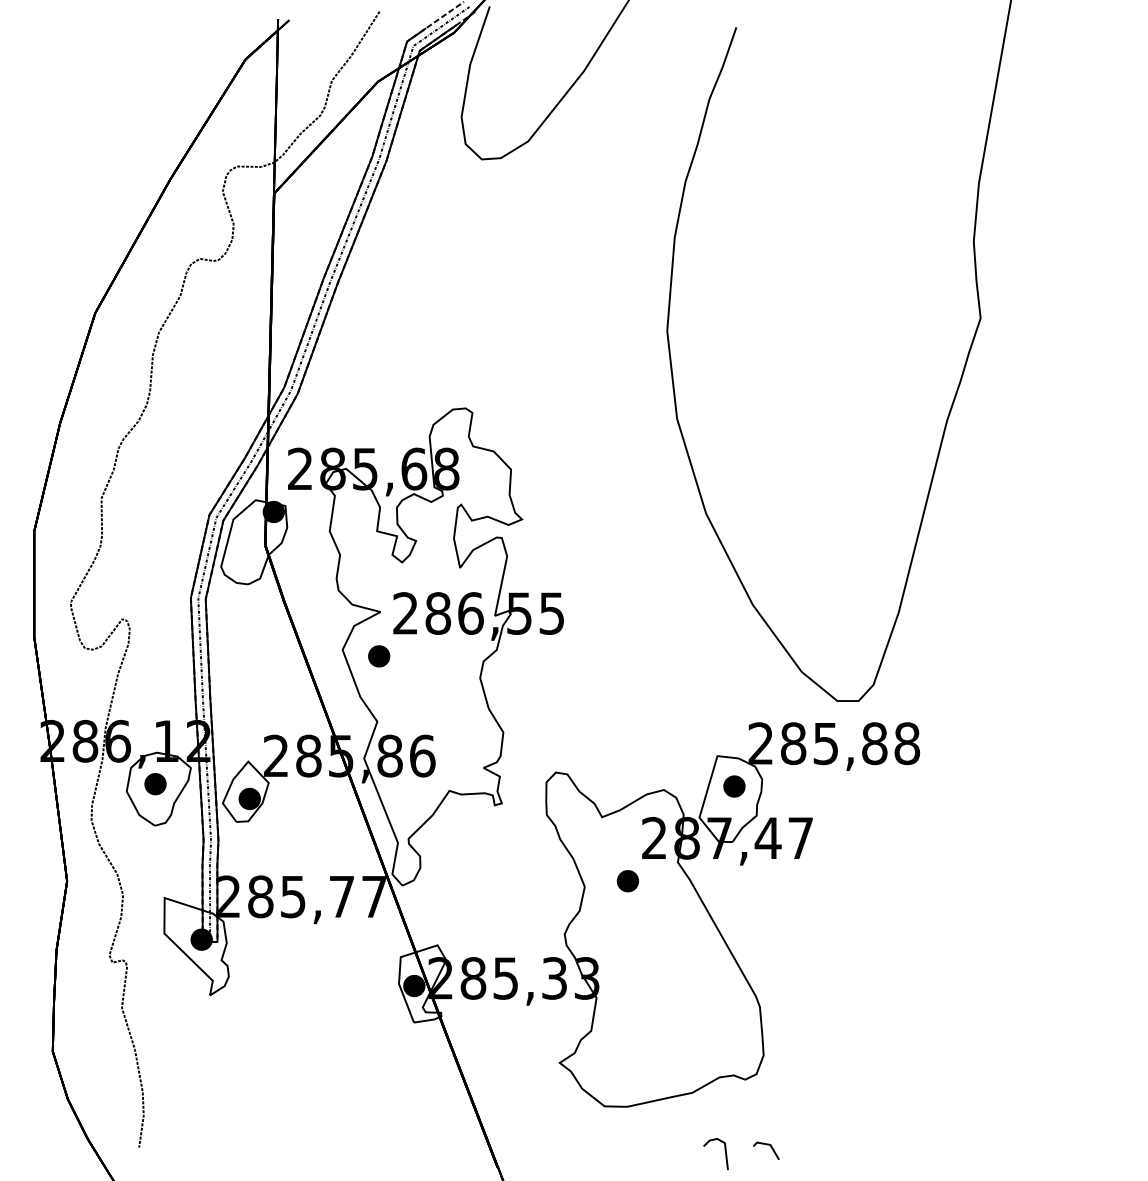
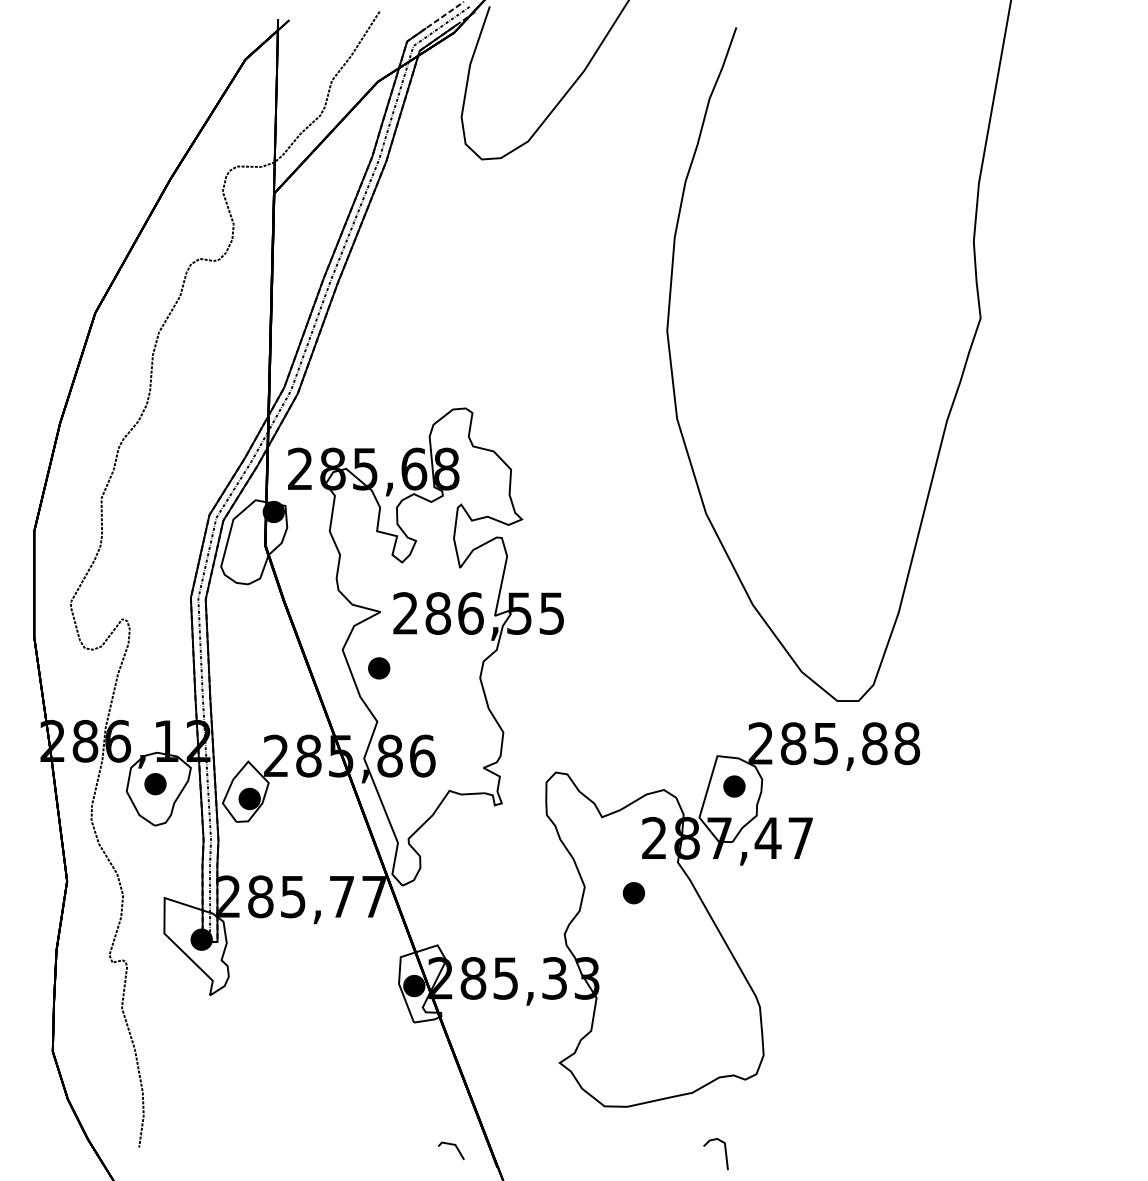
part position: (379, 656) -> (379, 668) (379, 668)
part position: (627, 881) -> (633, 893) (633, 893)
line position: (766, 1145) -> (451, 1145) (451, 1145)
